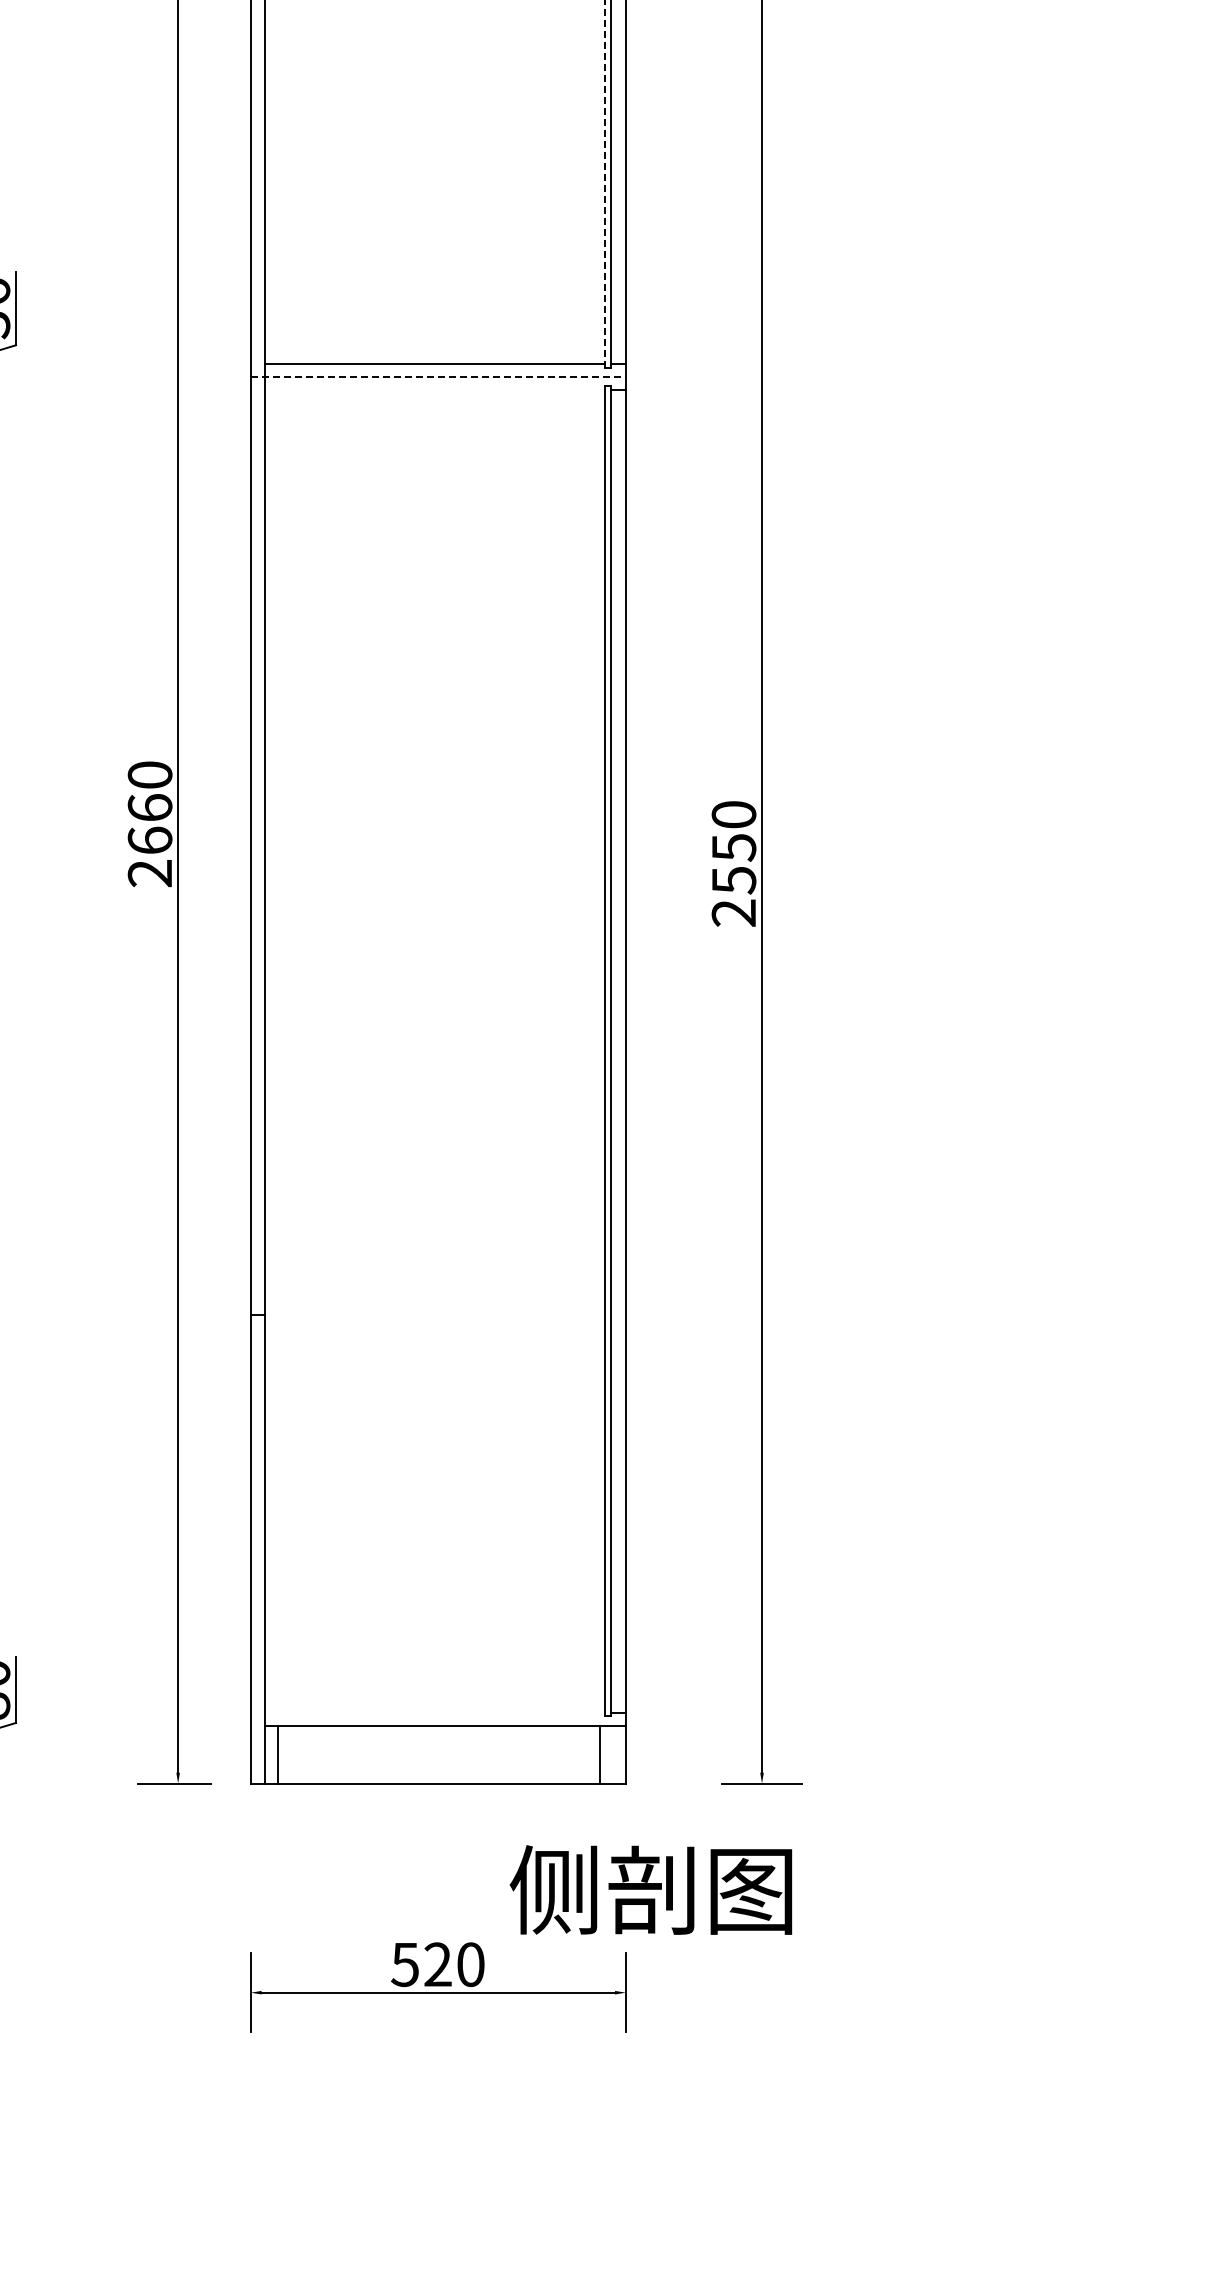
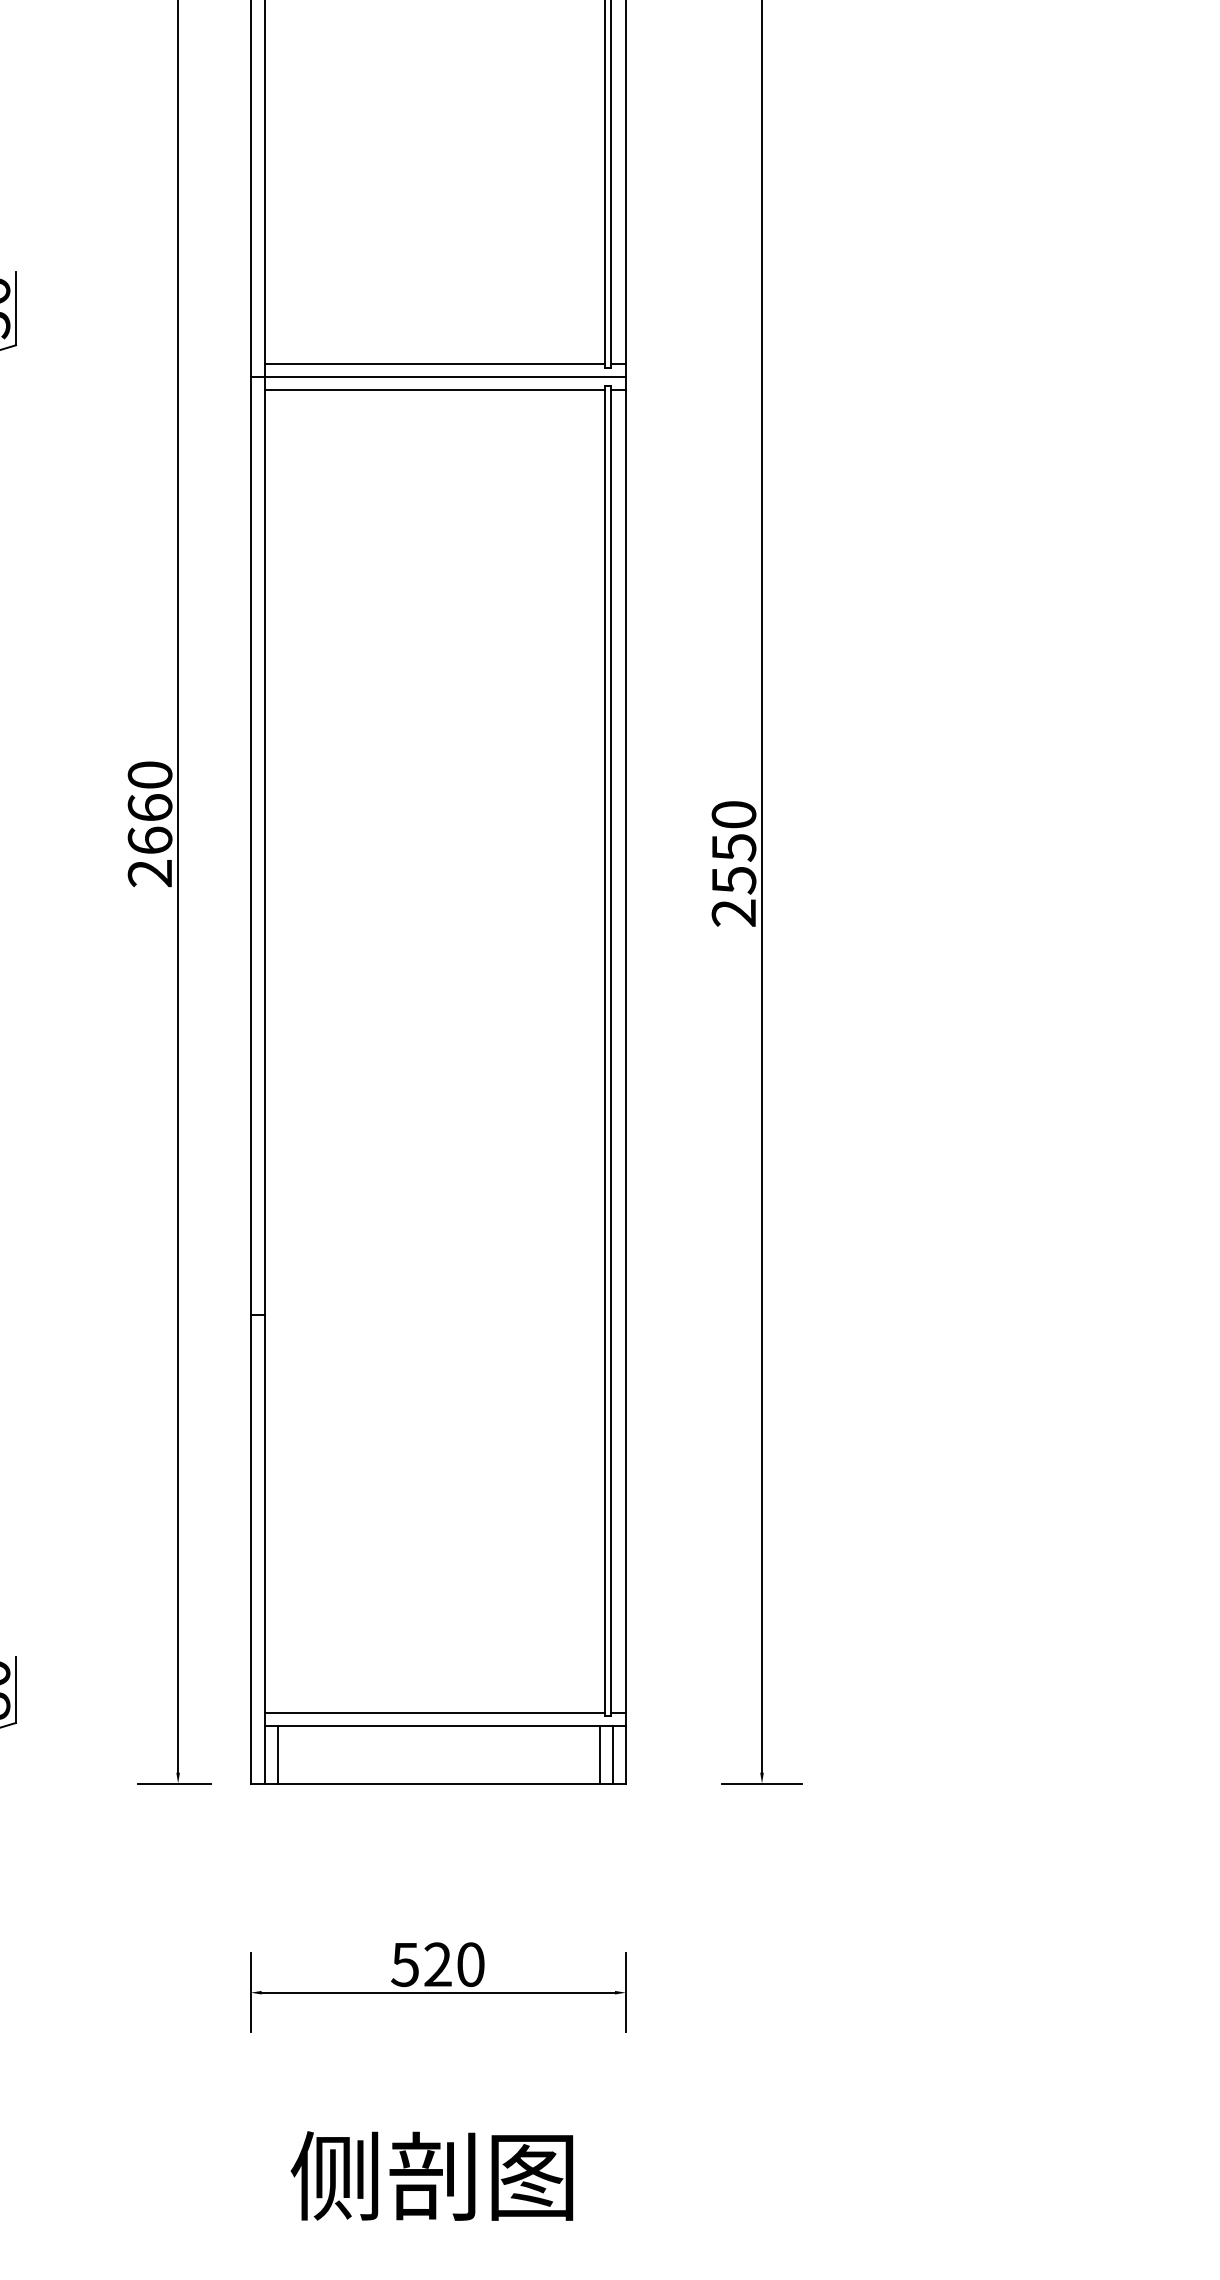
line: dashed -> solid (604, 184)
line: dashed -> solid (438, 377)
line: none -> present (434, 390)
line: none -> present (434, 1712)
line: none -> present (612, 1754)
text position: (650, 1889) -> (431, 2175) (431, 2175)
